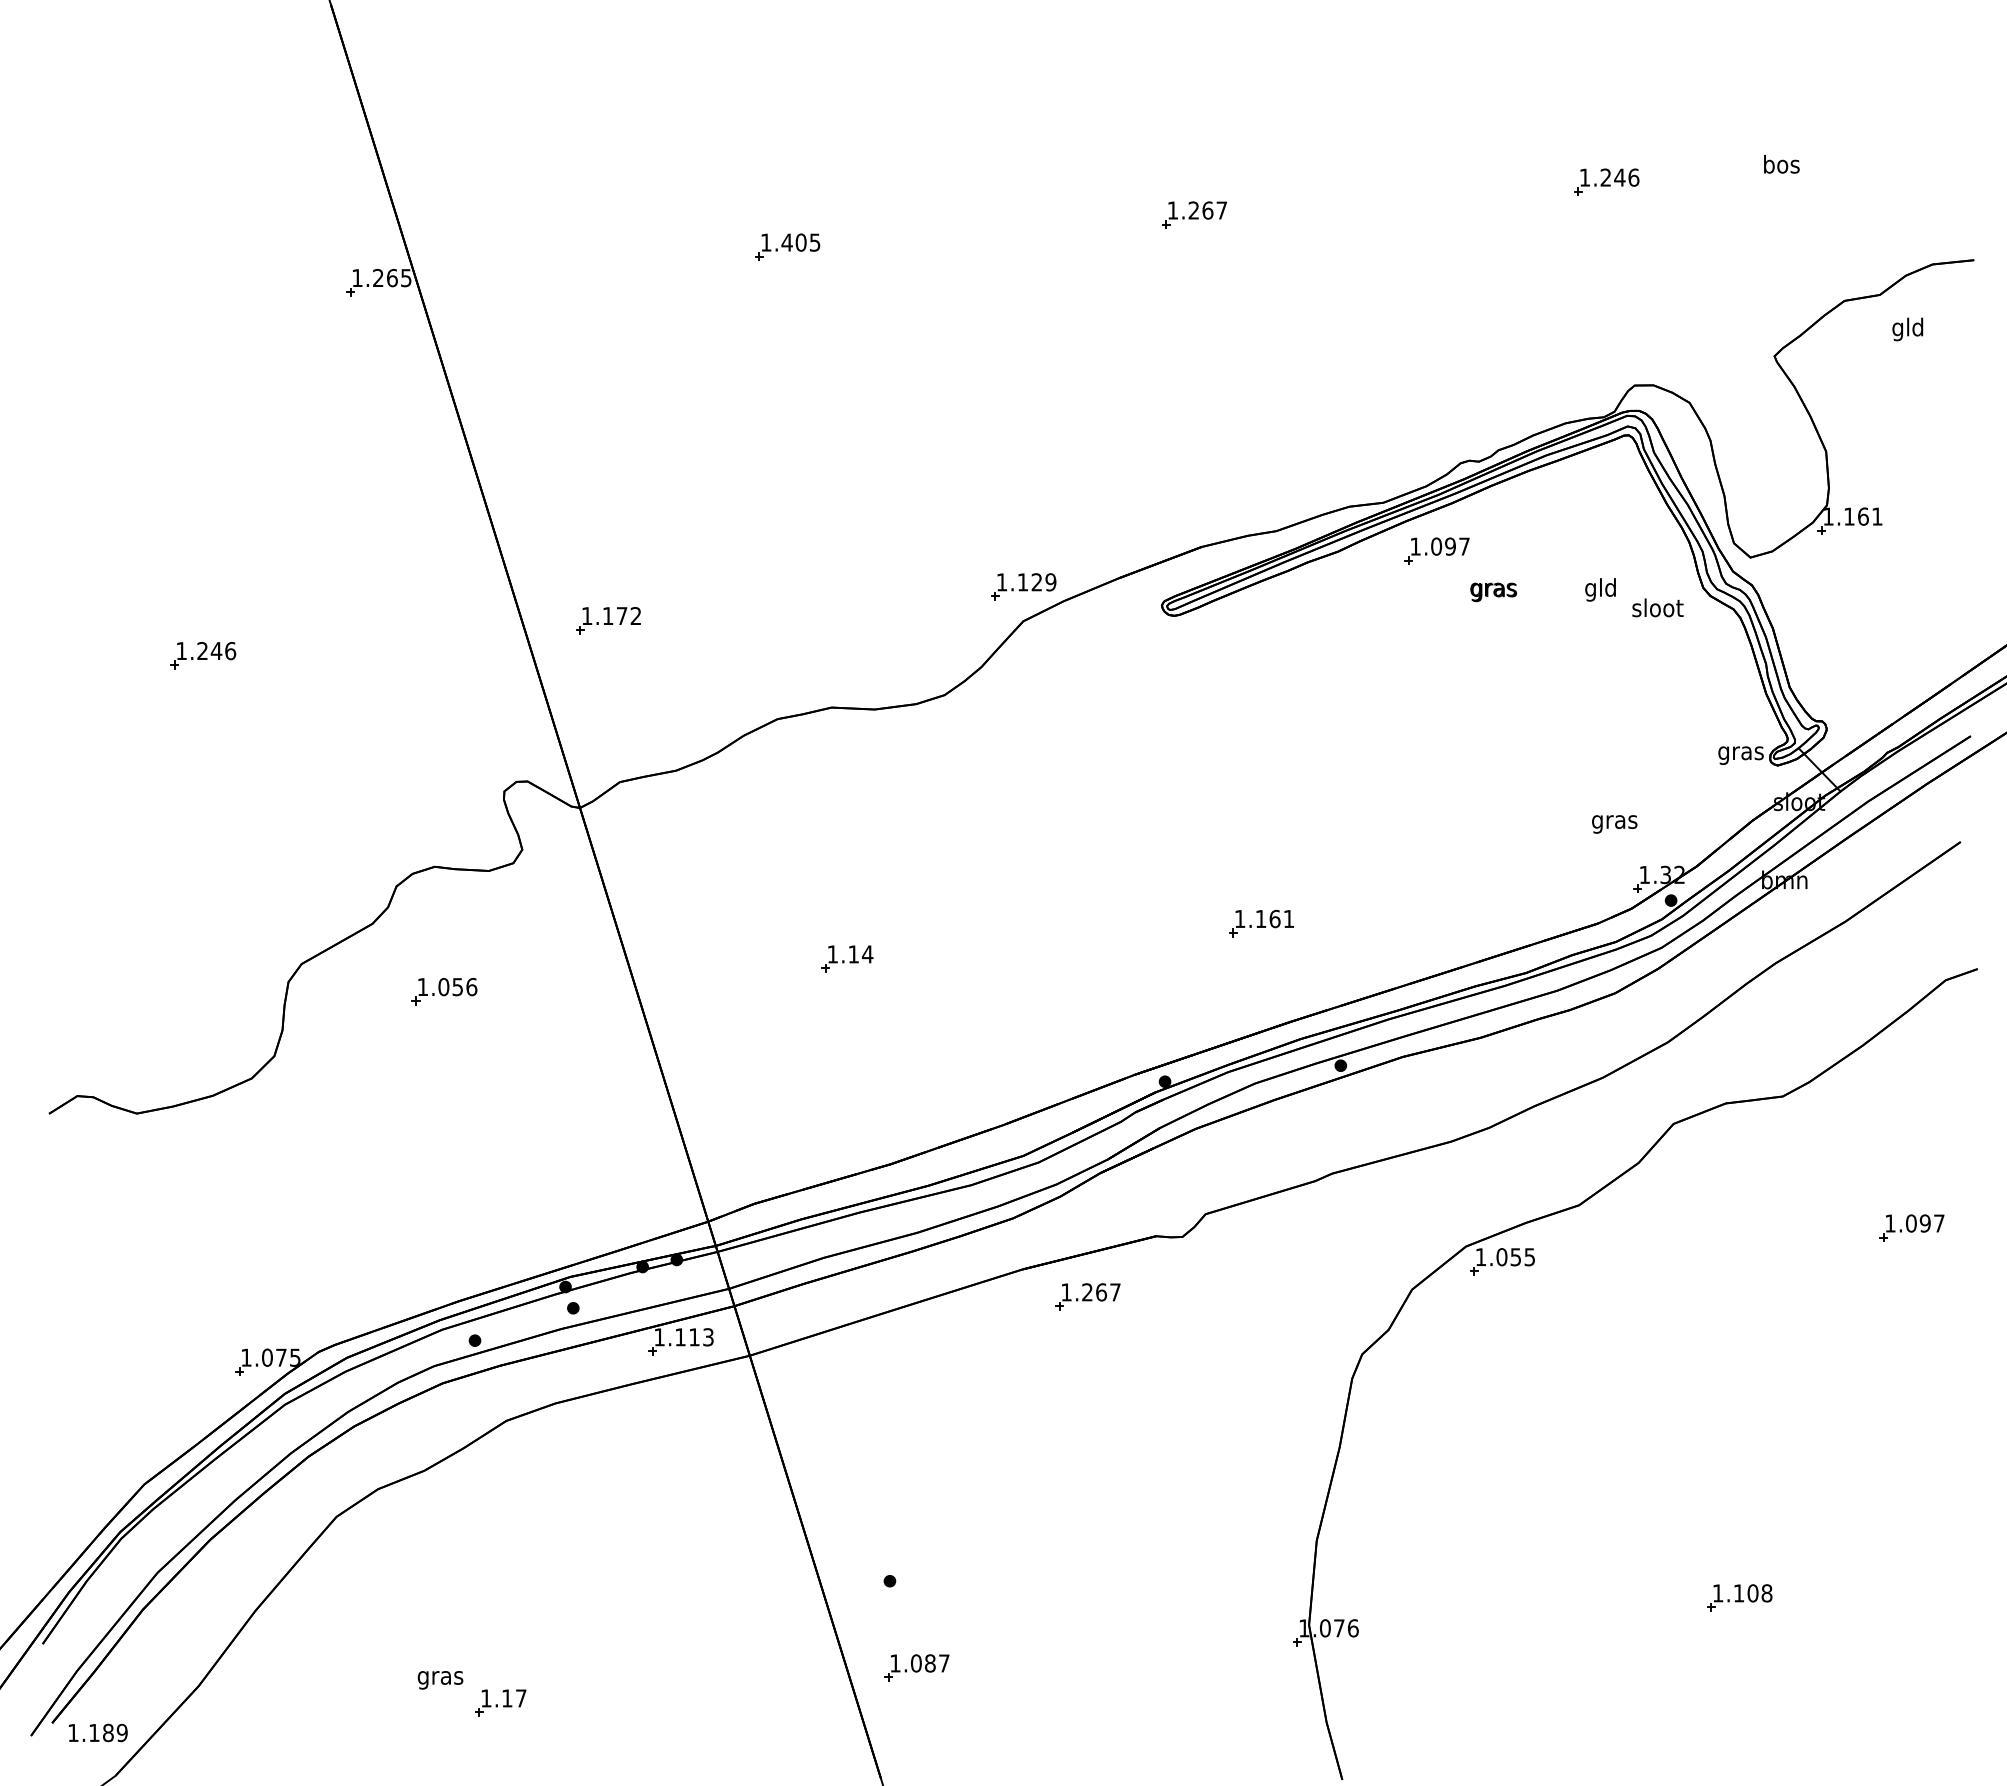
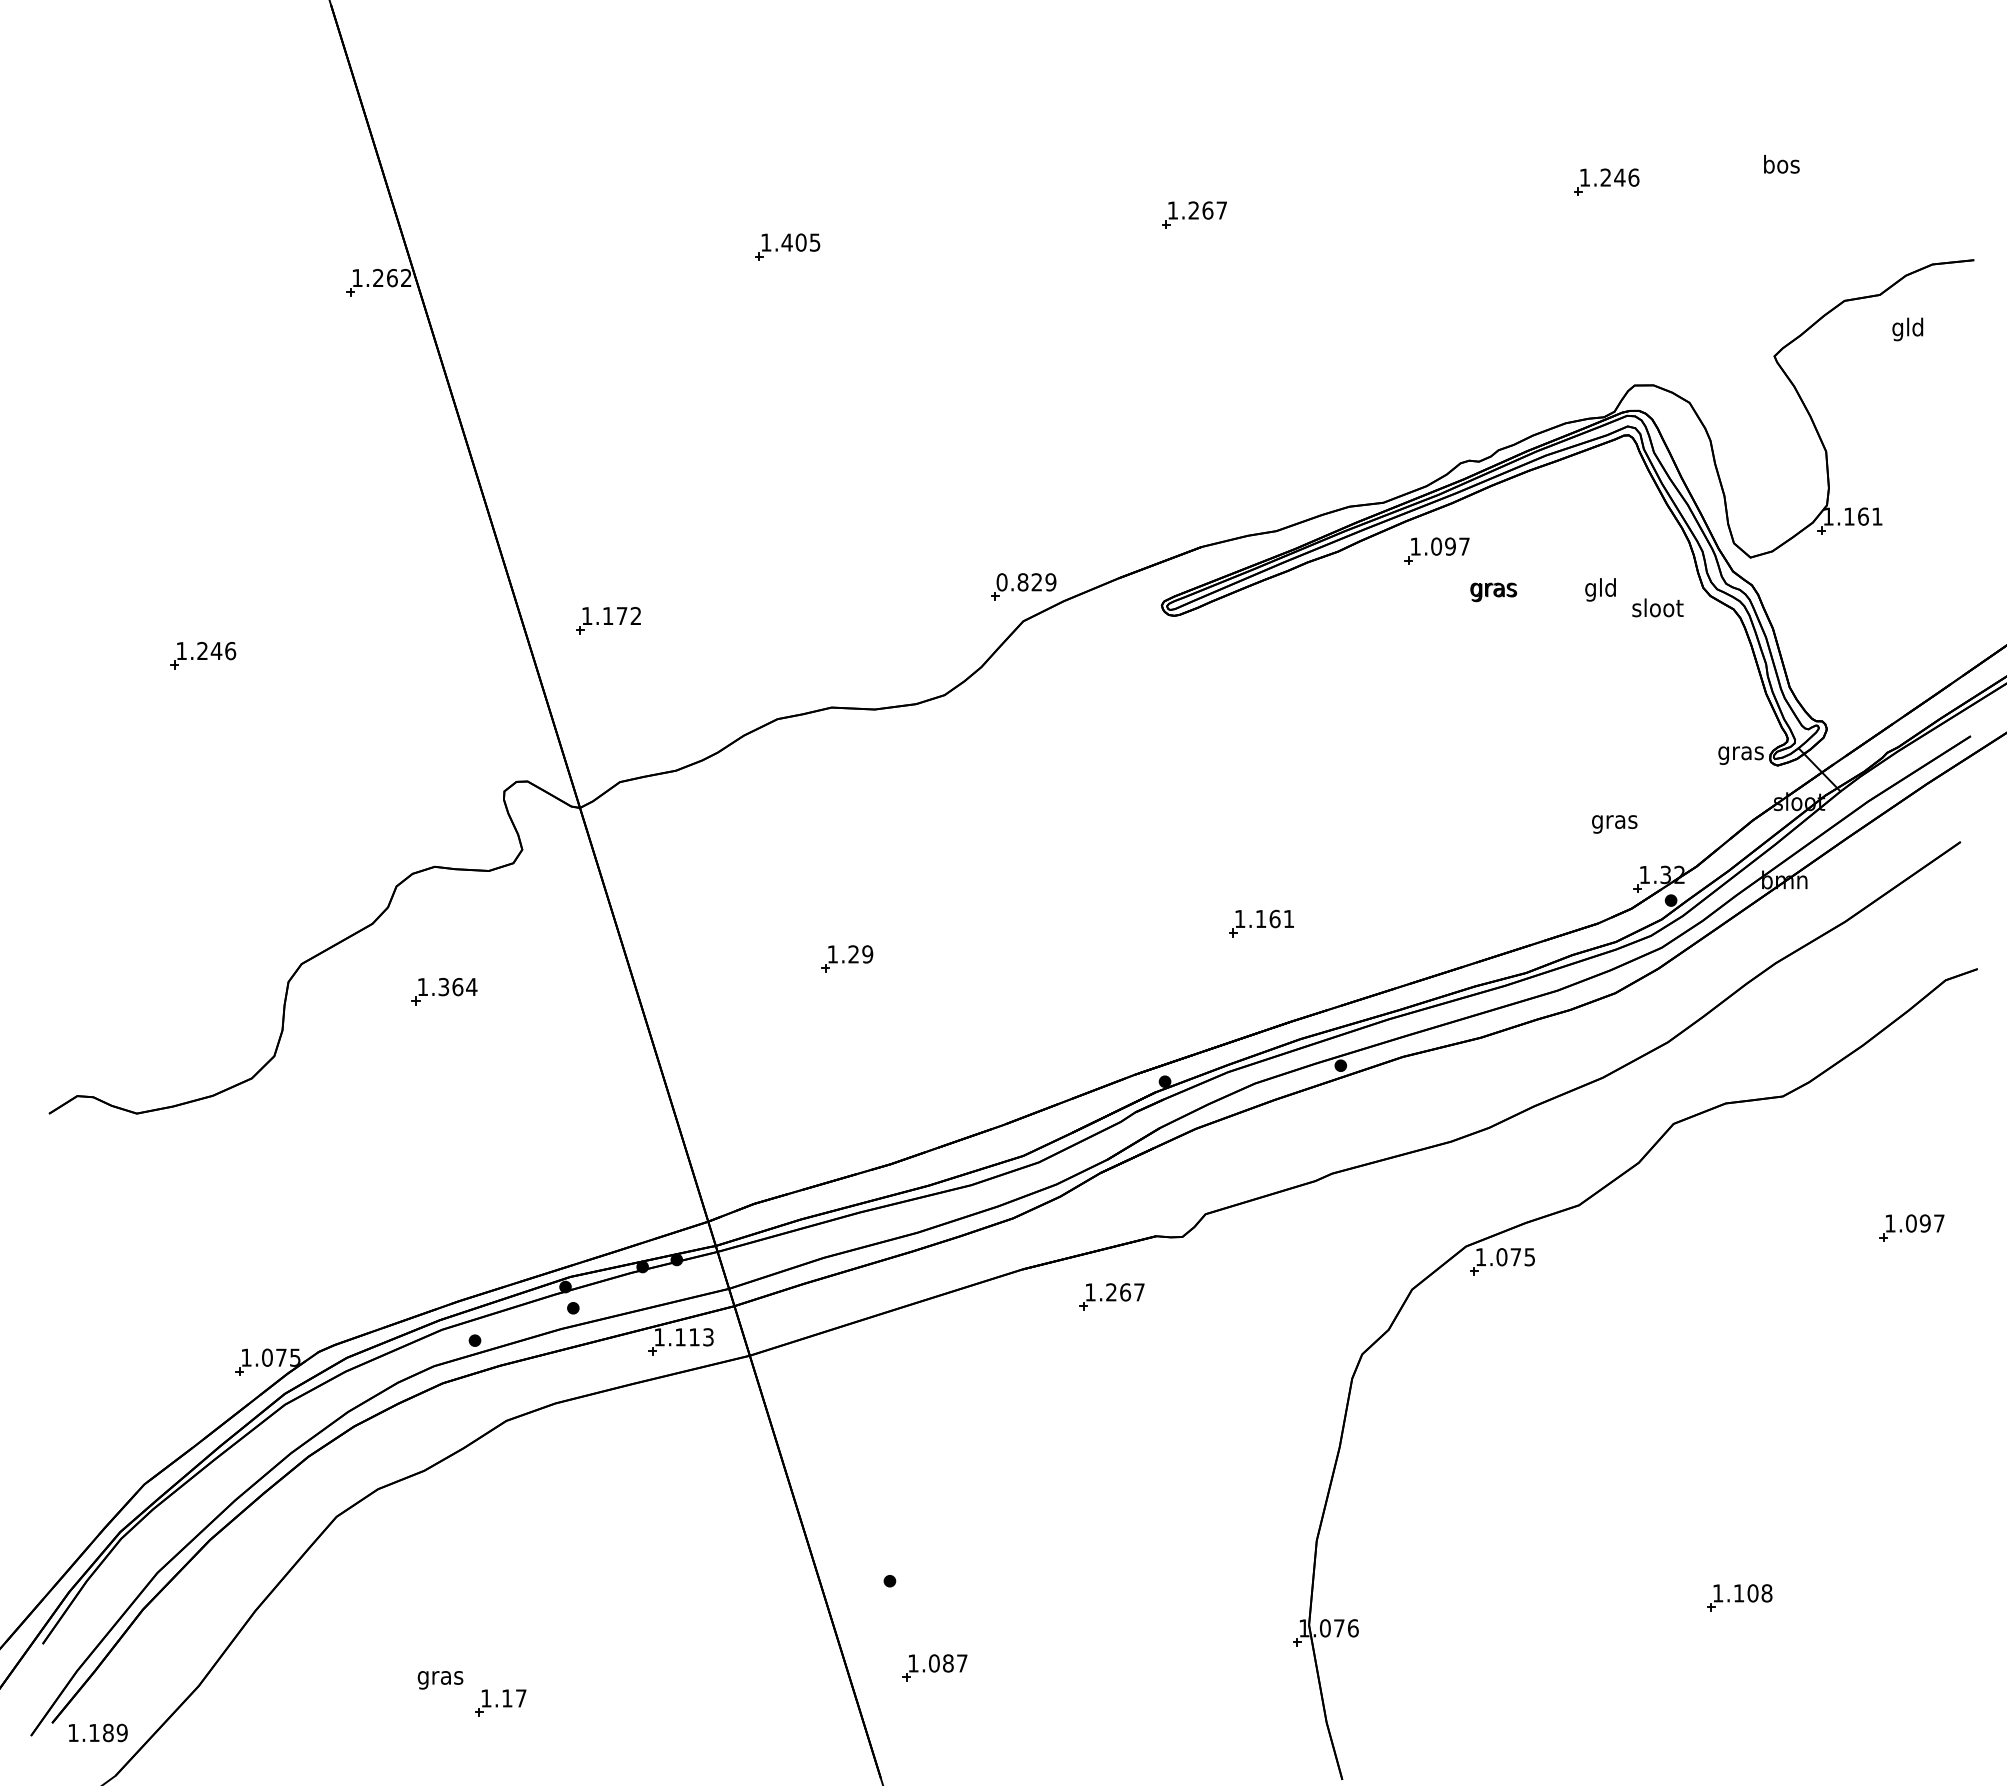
text: 1.265 -> 1.262 (406, 277)
text: 1.129 -> 0.829 (1012, 582)
text: 1.14 -> 1.29 (860, 954)
text: 1.056 -> 1.364 (457, 986)
text: 1.055 -> 1.075 (1515, 1257)
part position: (1087, 1296) -> (1111, 1296) (1111, 1296)
part position: (916, 1667) -> (934, 1667) (934, 1667)
